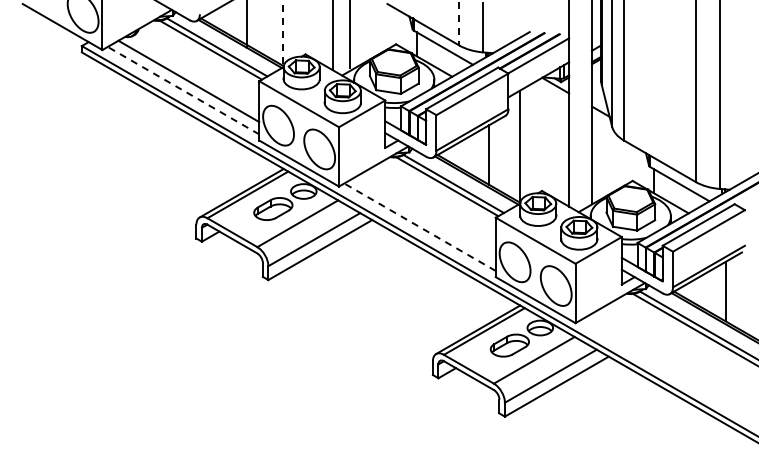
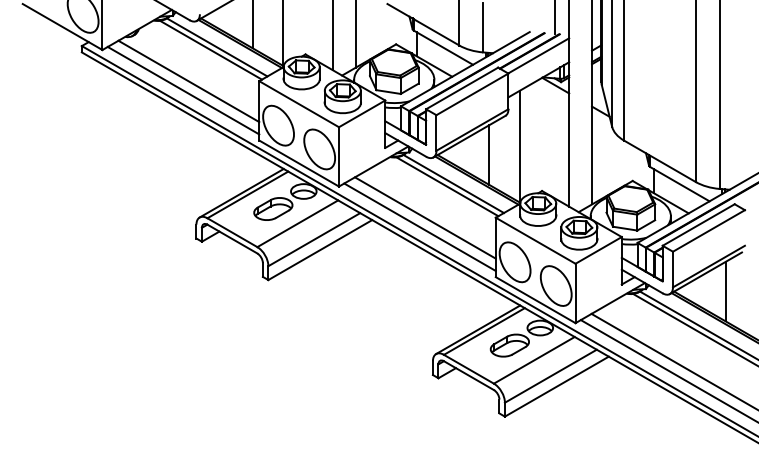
line: none -> present (555, 18)
line: dashed -> solid (459, 23)
line position: (246, 25) -> (252, 25) (252, 25)
line: dashed -> solid (283, 33)
line position: (349, 34) -> (355, 34) (355, 34)
line: dashed -> solid (183, 90)
line: none -> present (425, 217)
line: dashed -> solid (419, 227)
line: none -> present (673, 360)
line: none -> present (667, 370)
